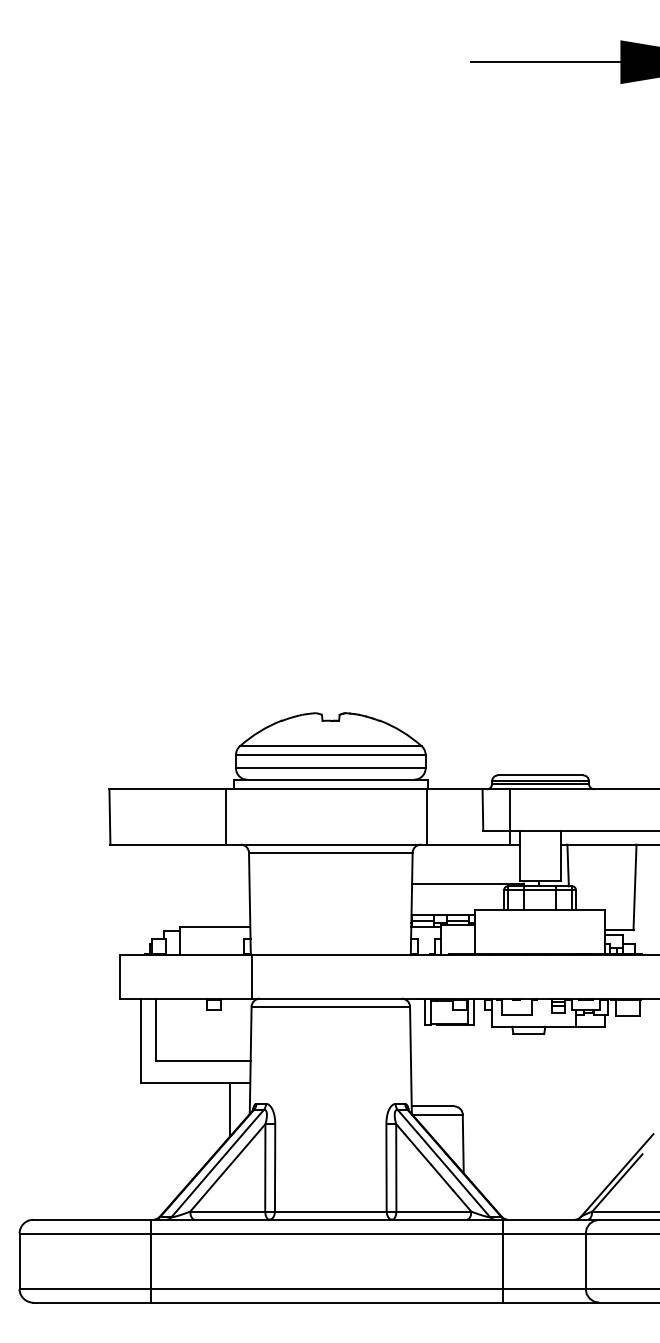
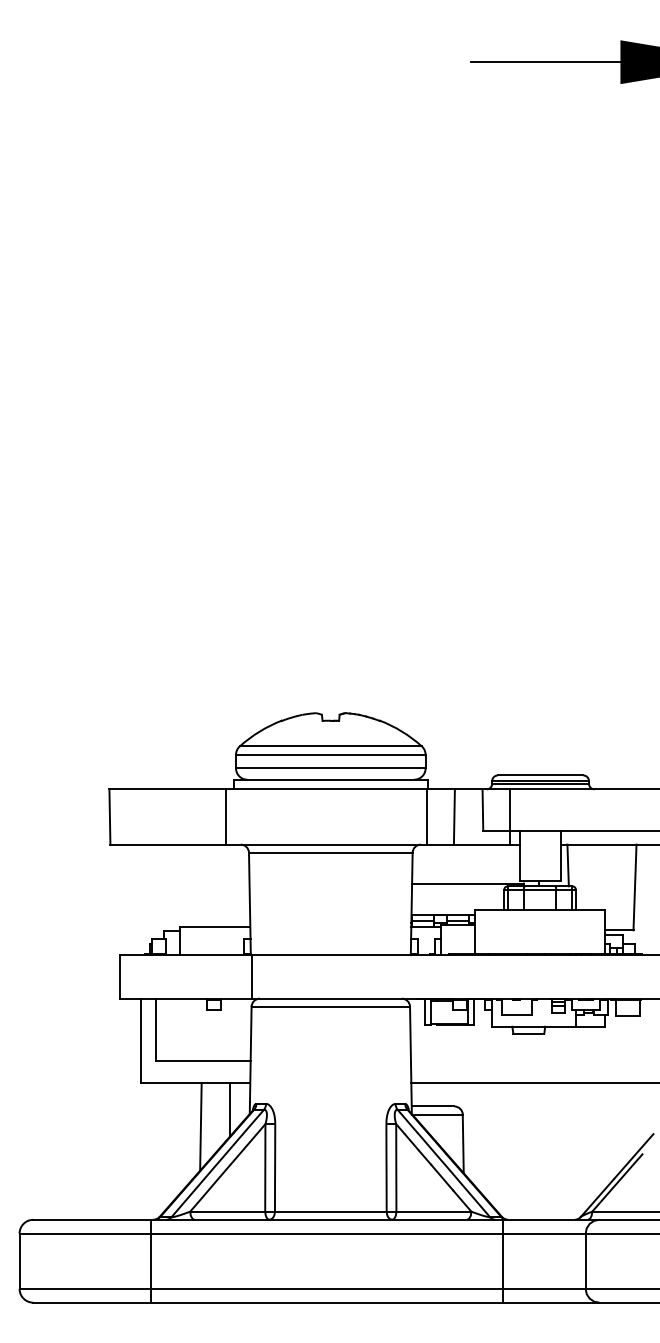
line: none -> present (453, 816)
line: none -> present (533, 1082)
line: none -> present (200, 1126)
